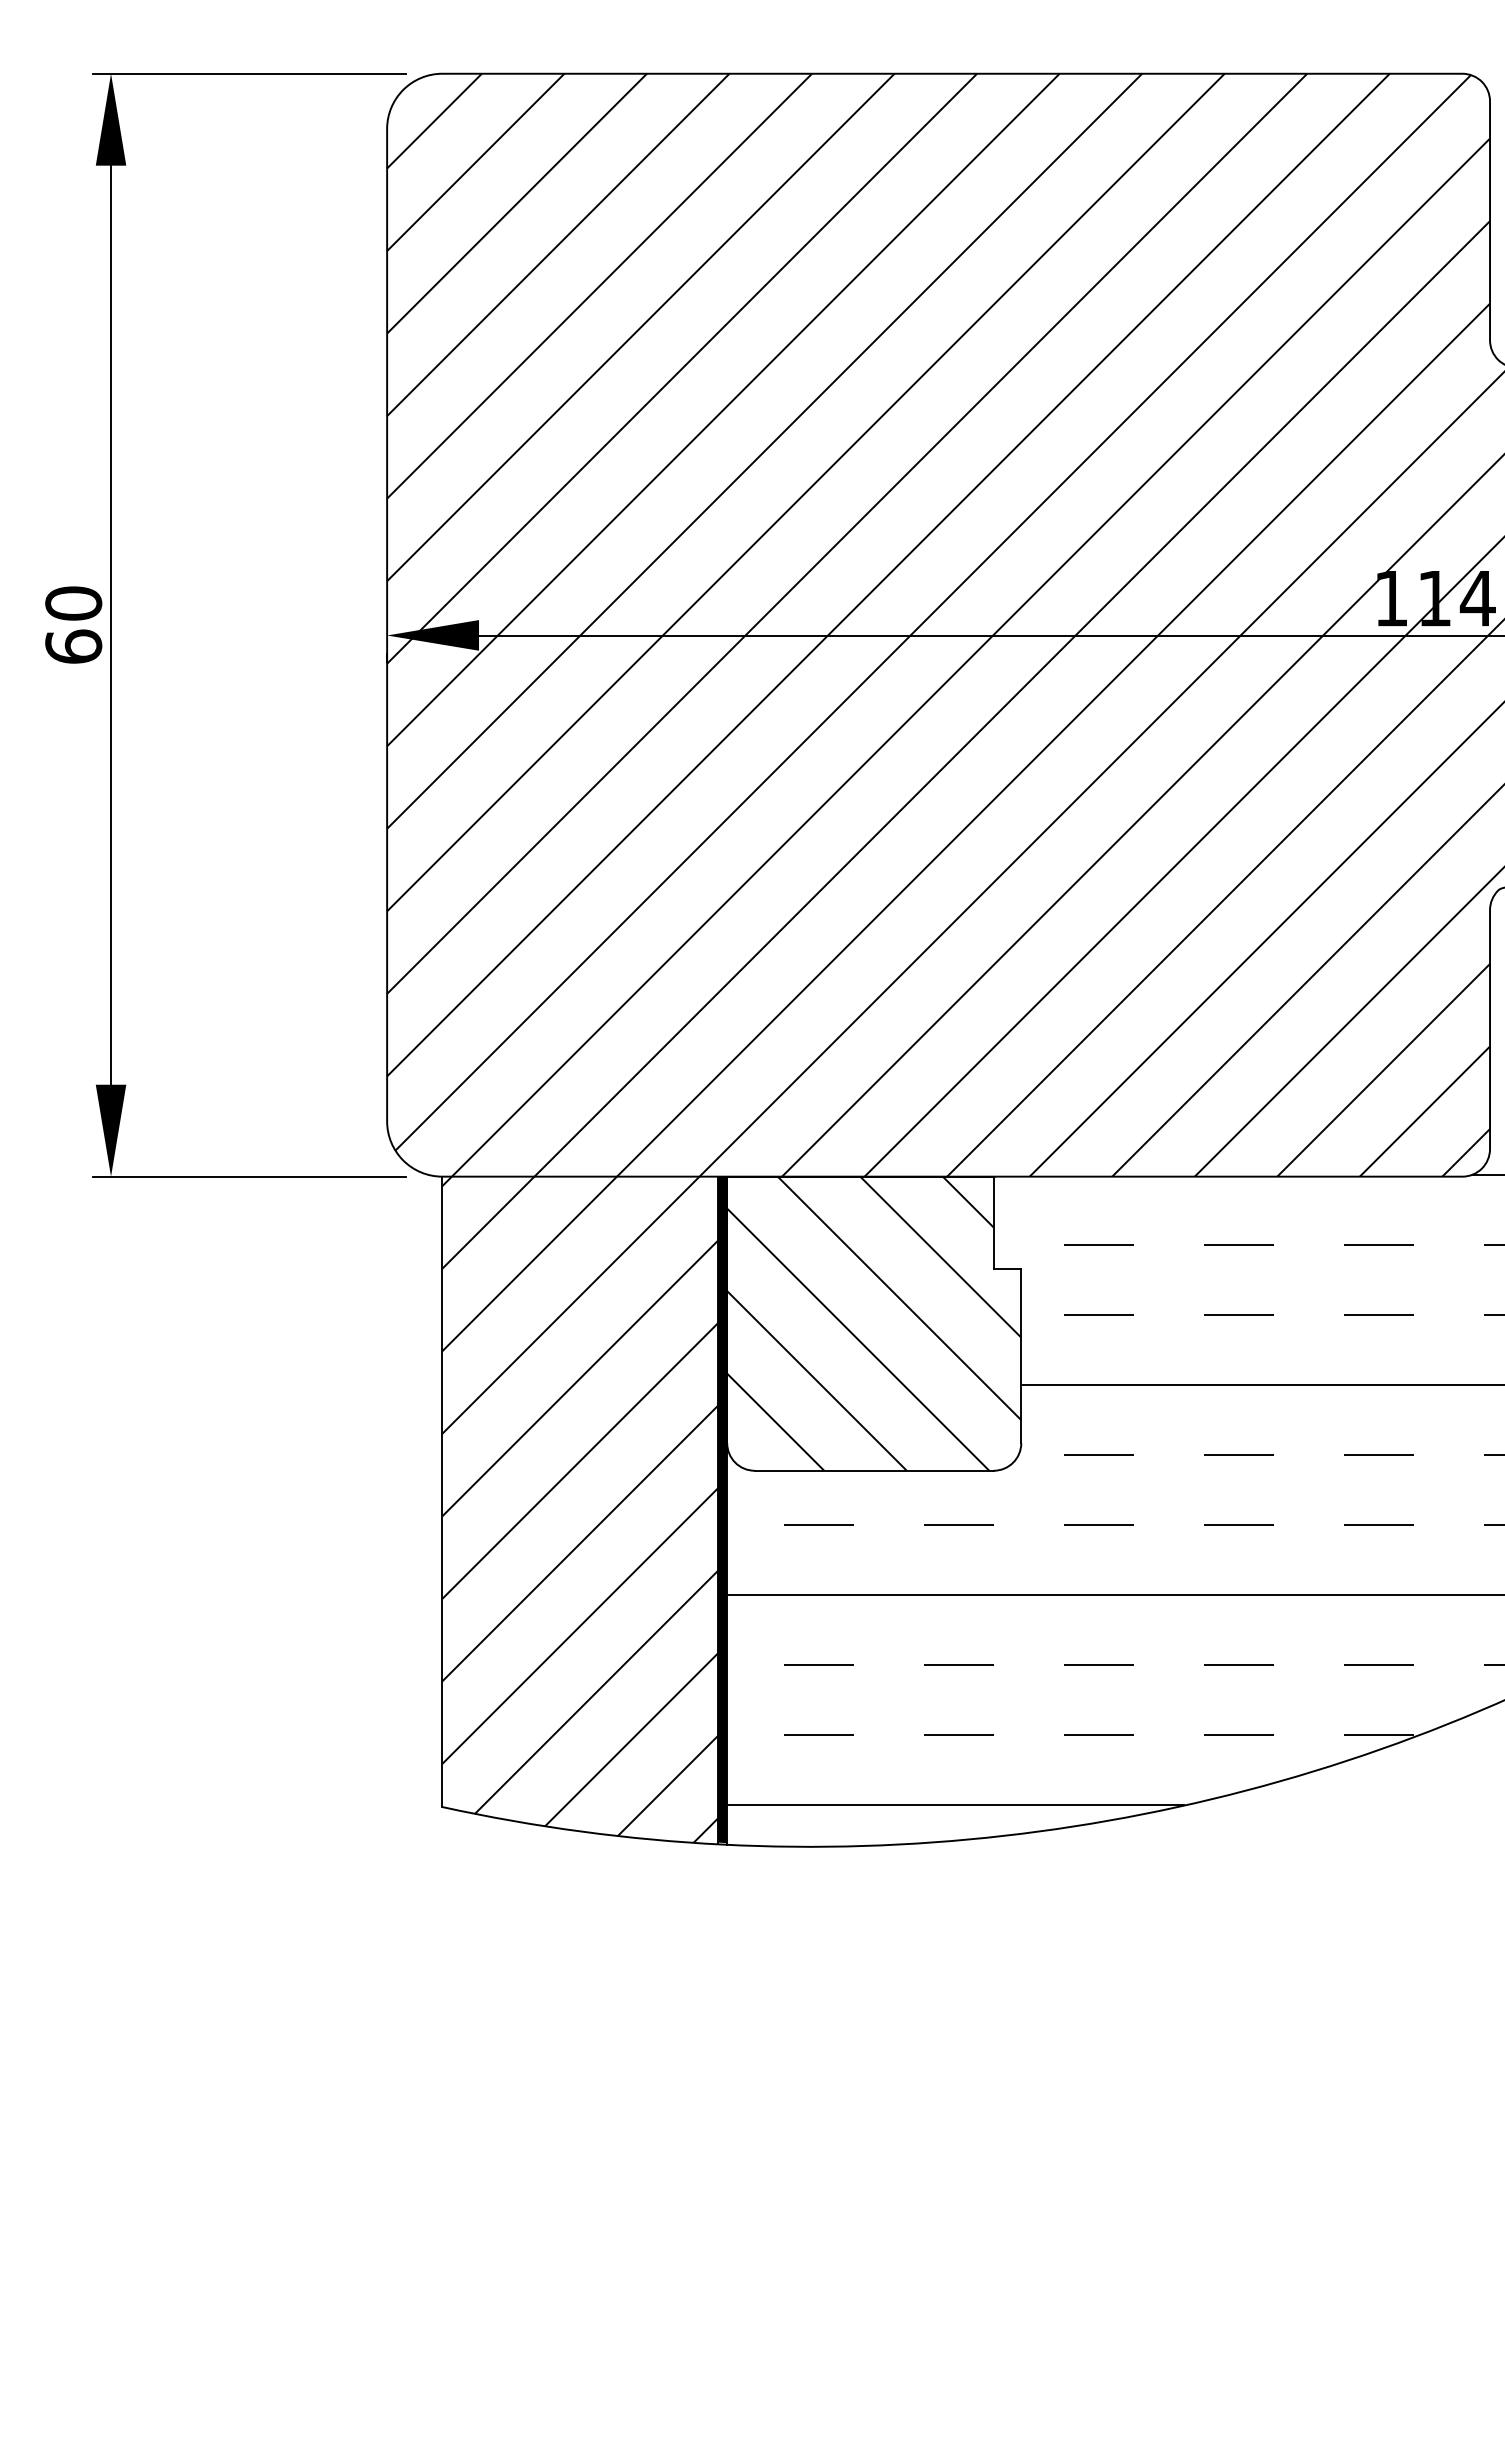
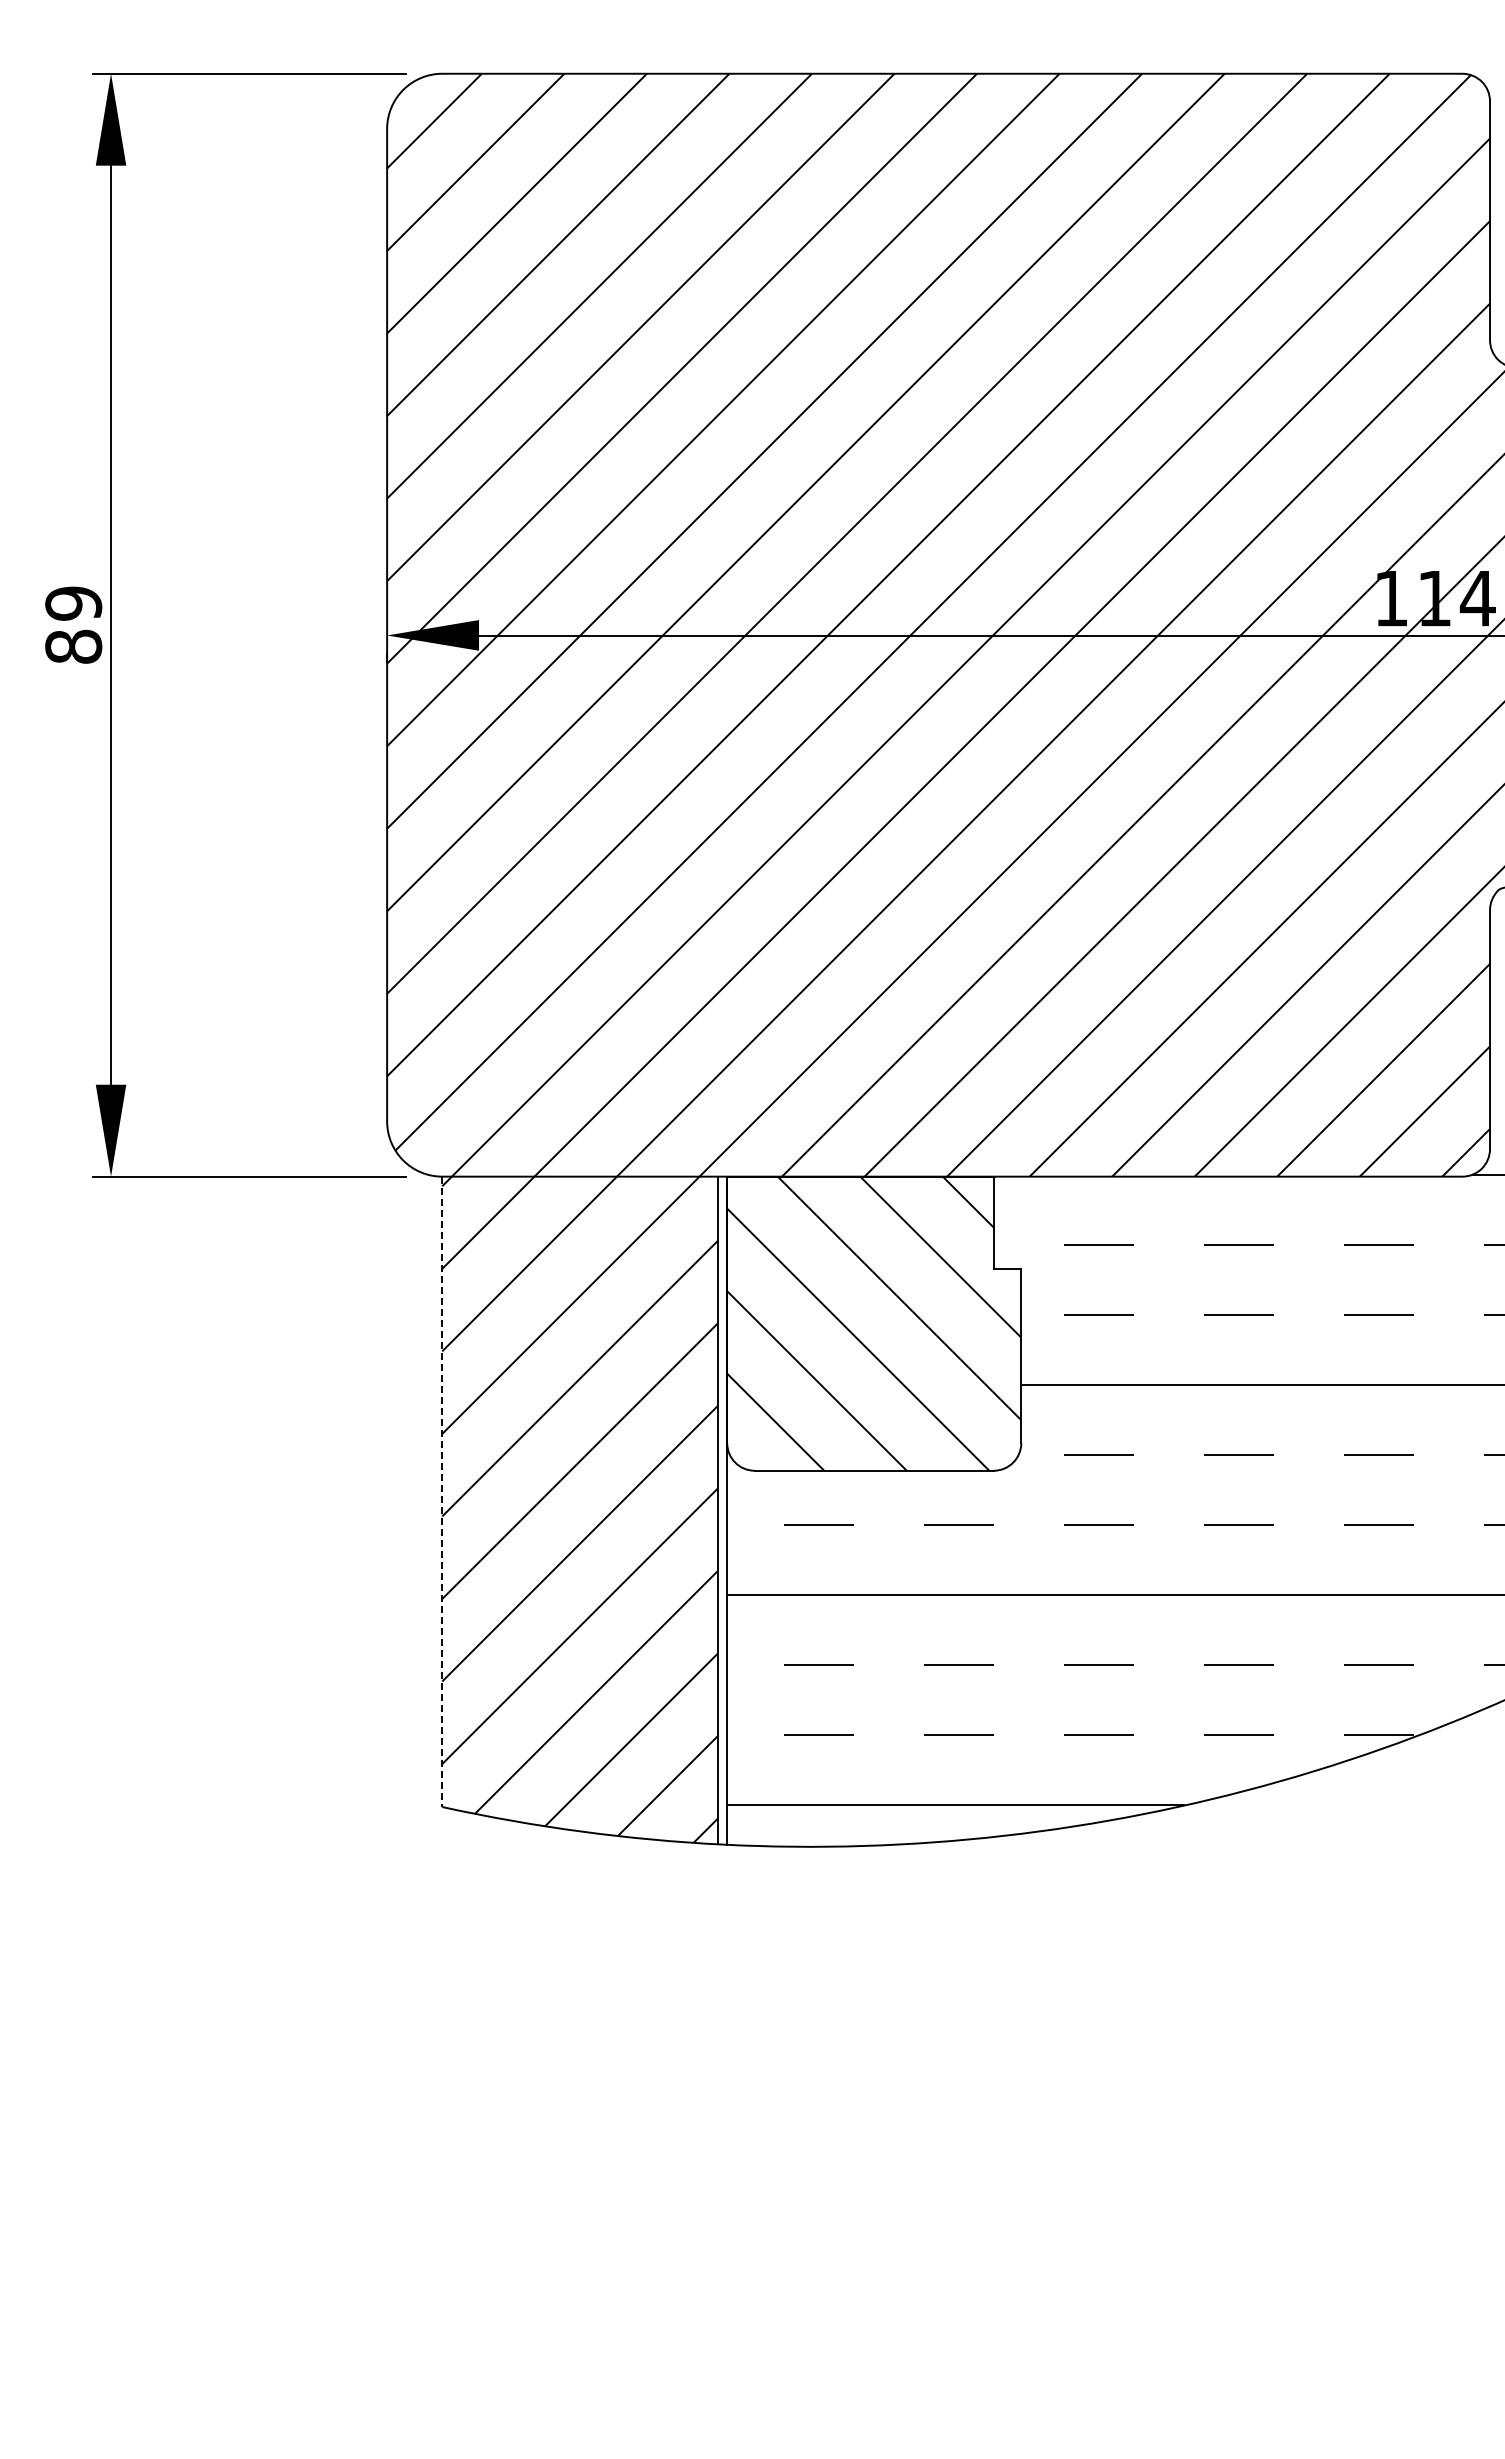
text: 60 -> 89 (73, 624)
line: solid -> dashed (442, 1492)
fill: present -> none (722, 1509)
